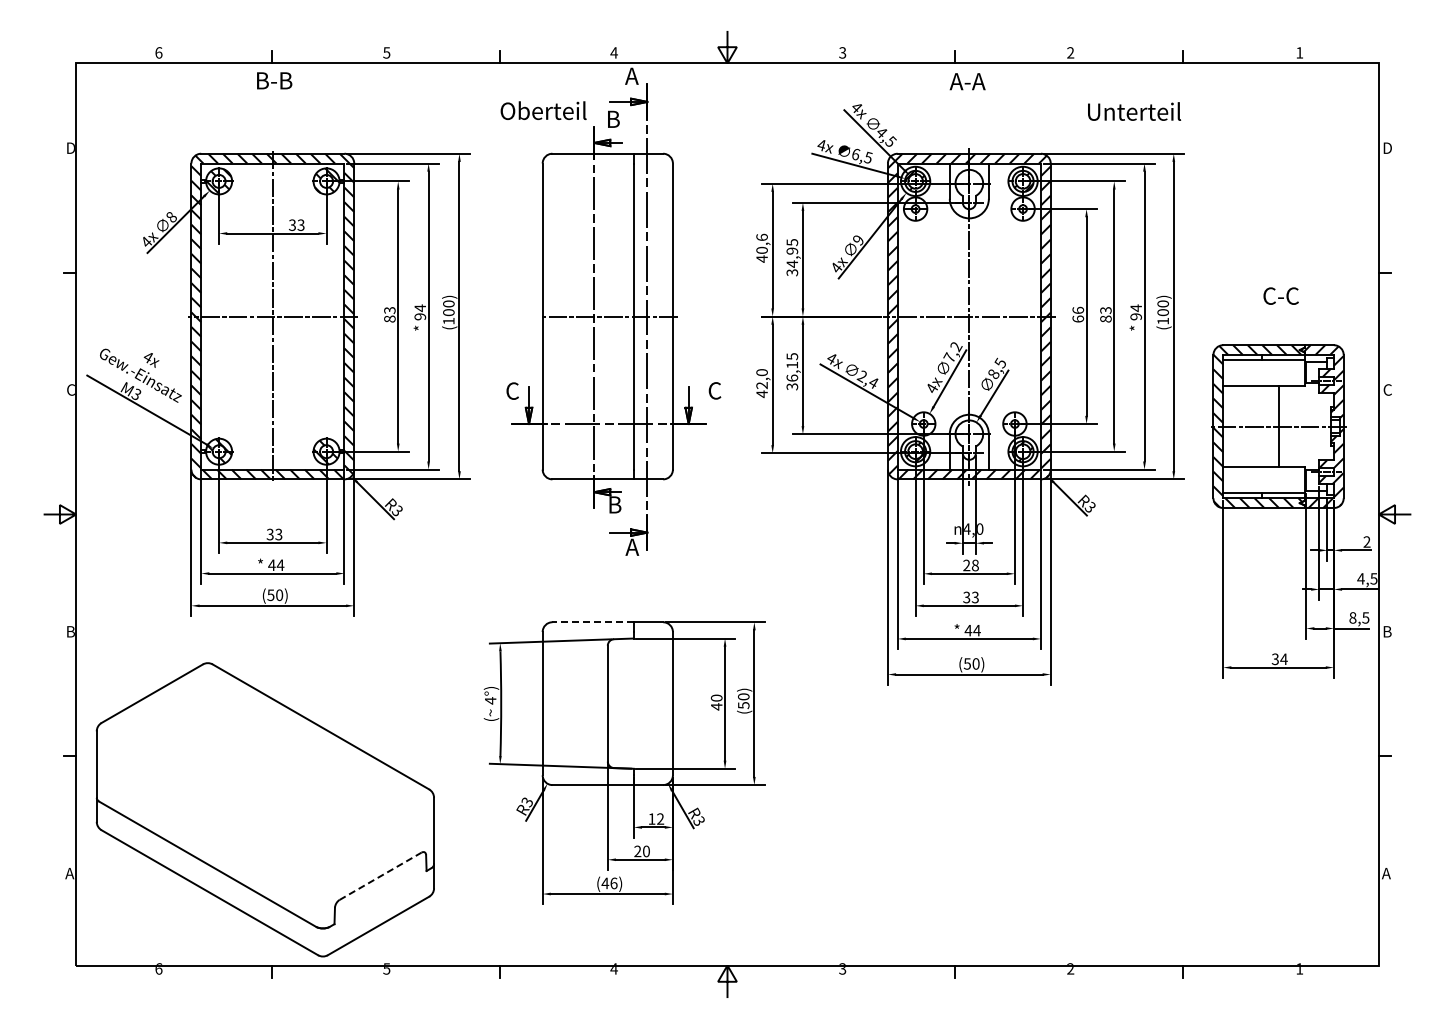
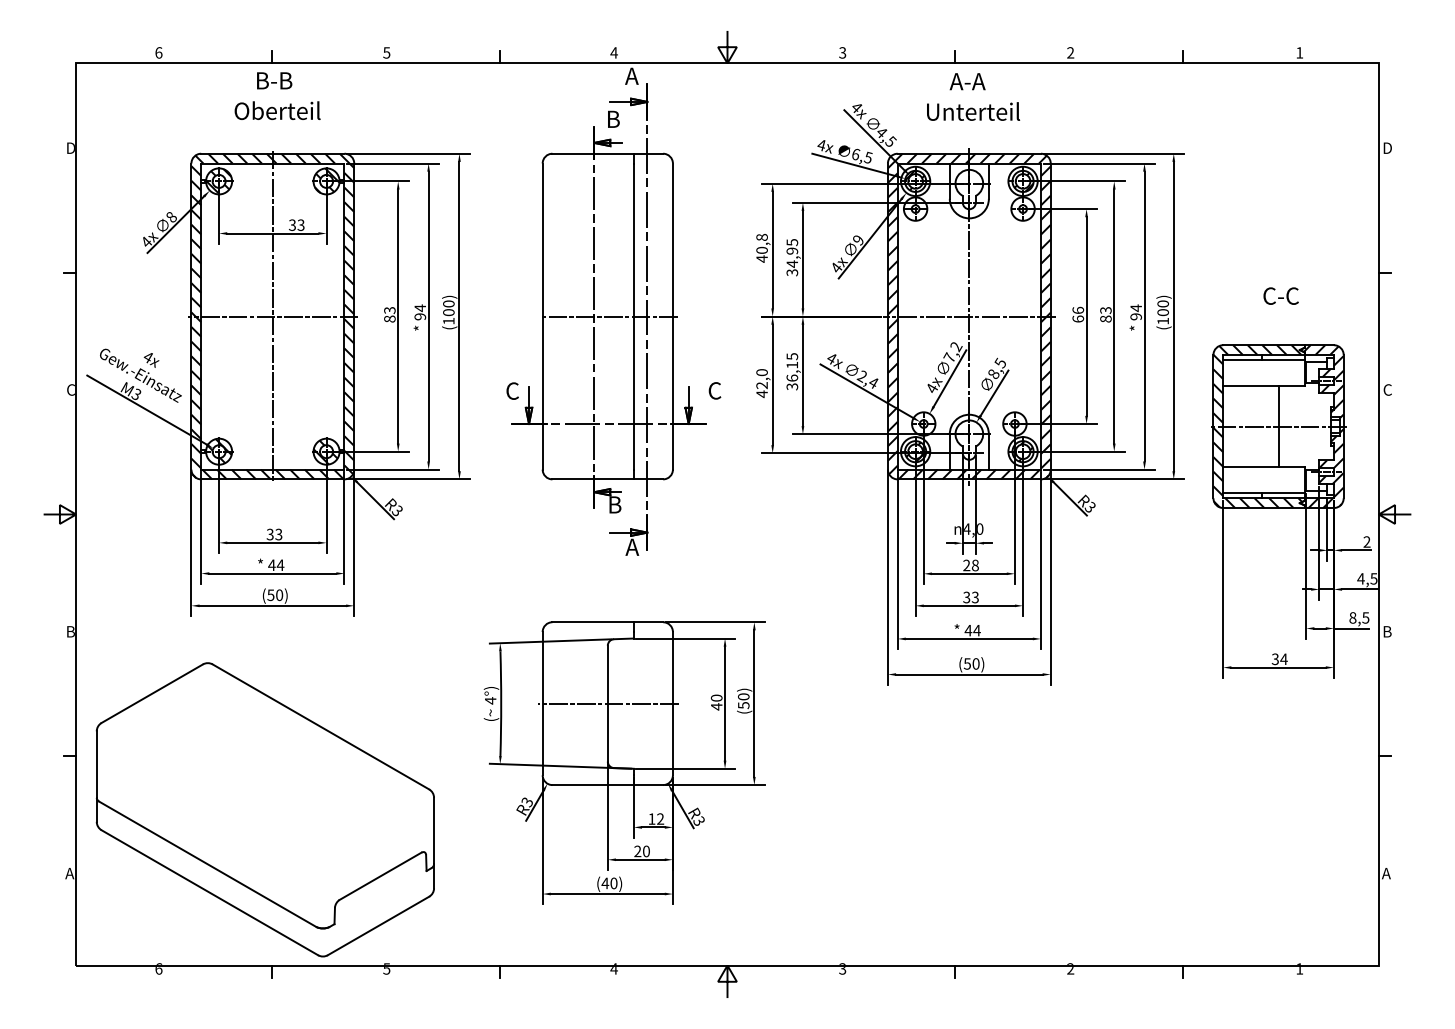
text position: (543, 110) -> (277, 110) (277, 110)
text position: (1134, 111) -> (973, 111) (973, 111)
text: 40,6 -> 40,8 (761, 236)
line: dashed -> solid (593, 622)
line: none -> present (607, 703)
line: dashed -> solid (380, 876)
text: (46) -> (40) (613, 882)
